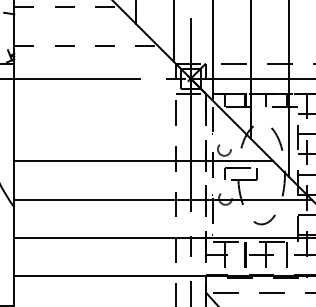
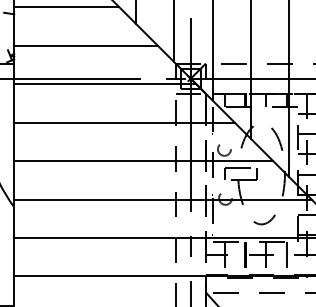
line: dashed -> solid (66, 7)
line: dashed -> solid (86, 45)
line: none -> present (105, 84)
line: none -> present (124, 122)
